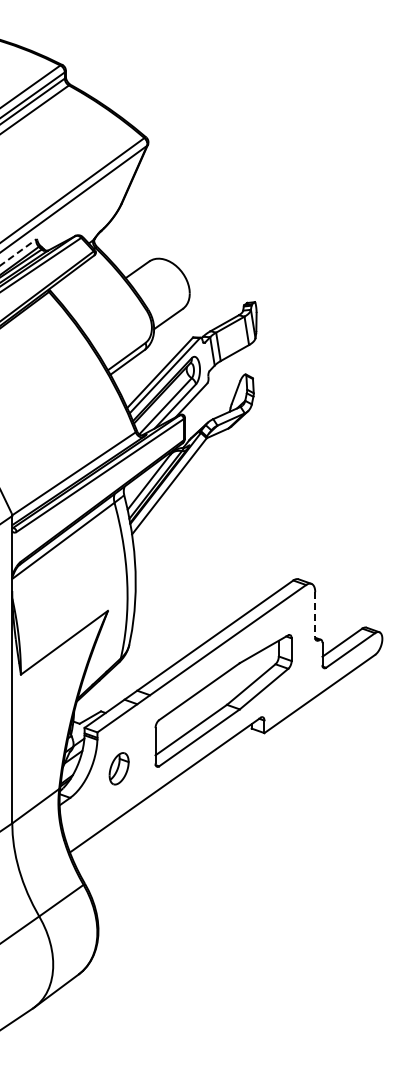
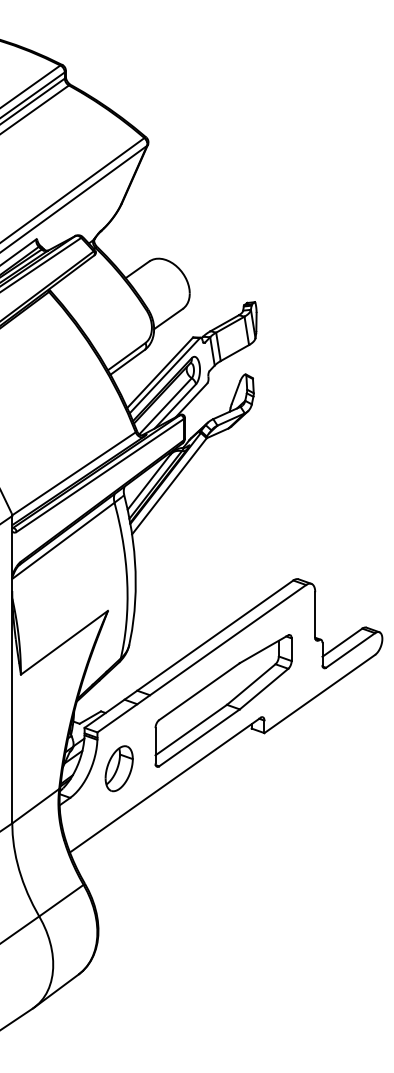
line: dashed -> solid (18, 252)
line: dashed -> solid (315, 614)
part size: 22x34 px -> 30x48 px (118, 768)
